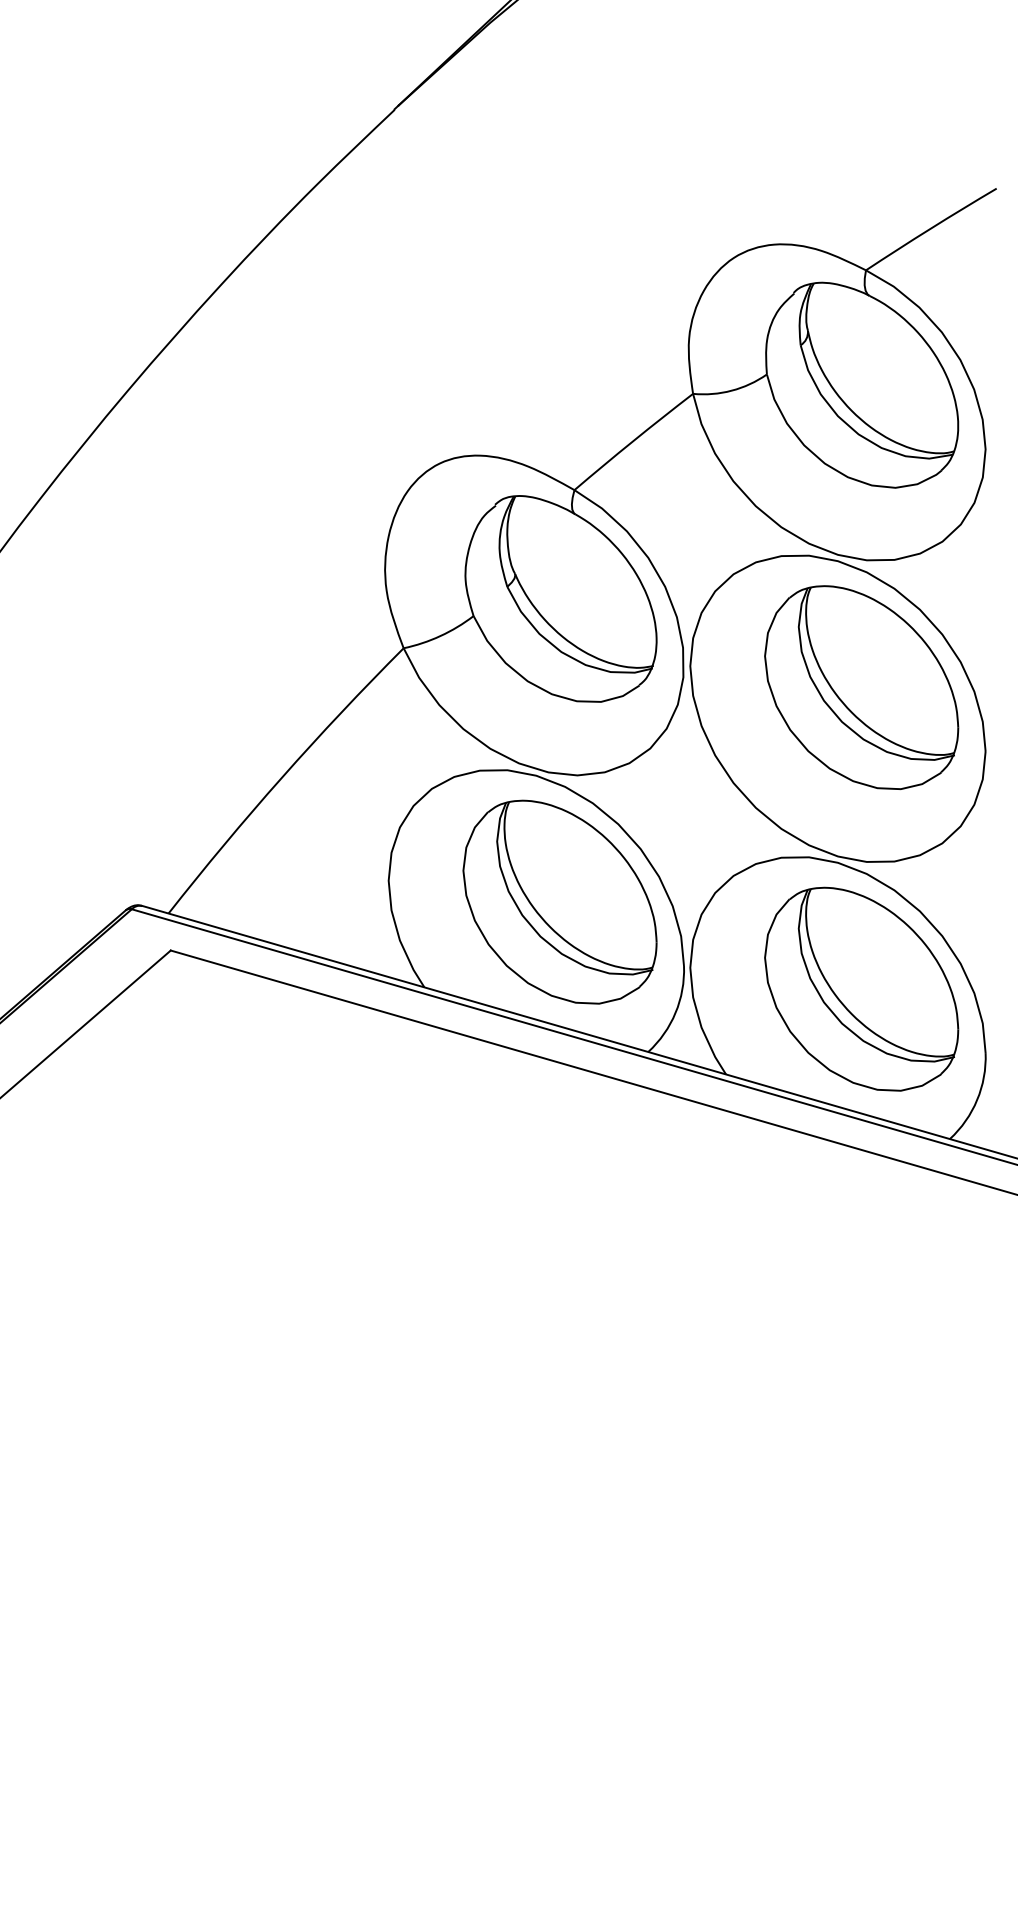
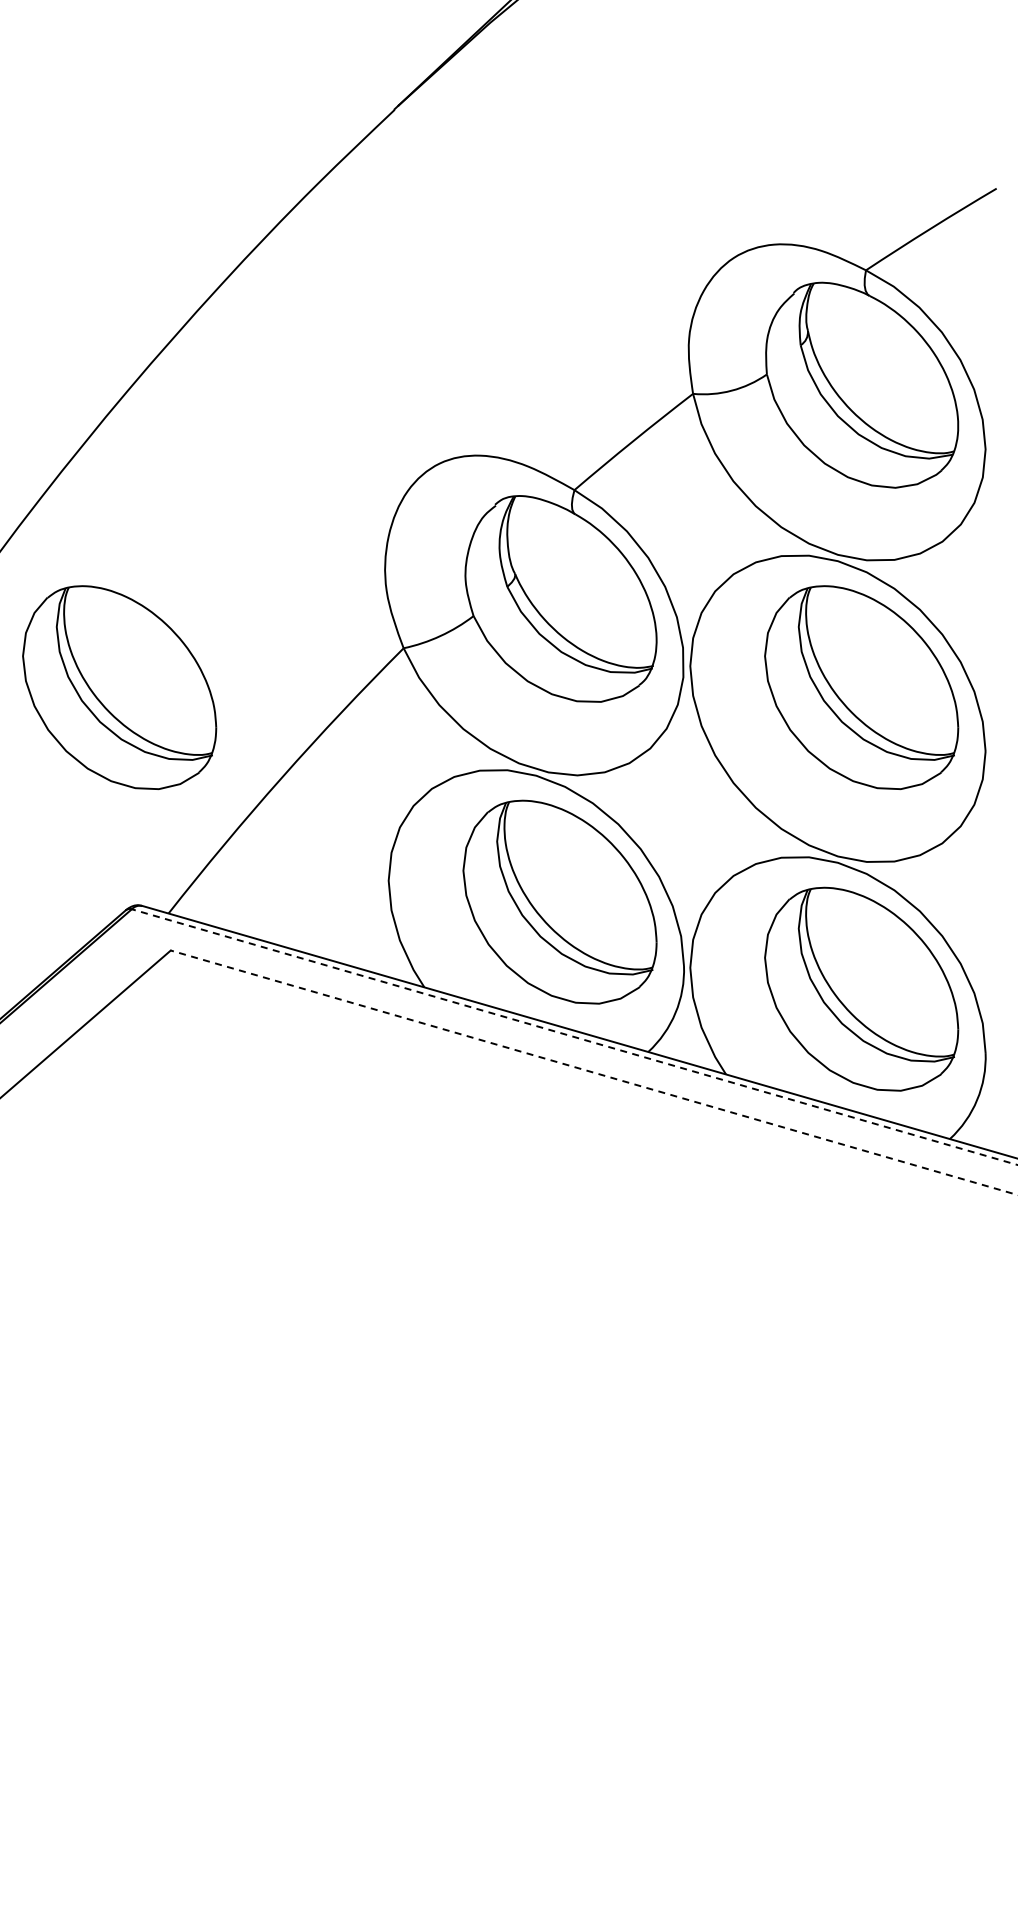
part: none -> present (119, 687)
line: solid -> dashed (574, 1037)
line: solid -> dashed (593, 1072)
